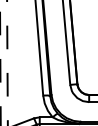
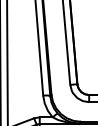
line: dashed -> solid (0, 63)
line: dashed -> solid (7, 63)
